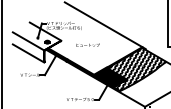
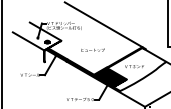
text position: (87, 44) -> (92, 49) (92, 49)
line: present -> none (28, 53)
hatch: present -> none (137, 69)
